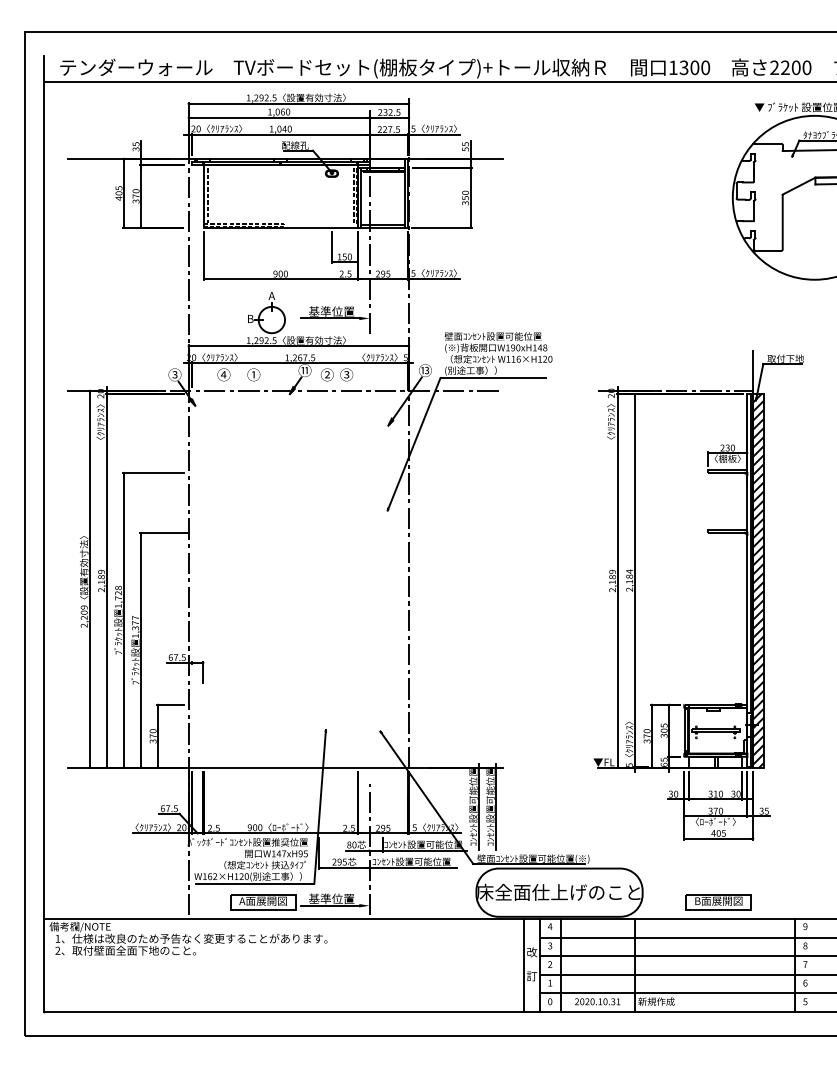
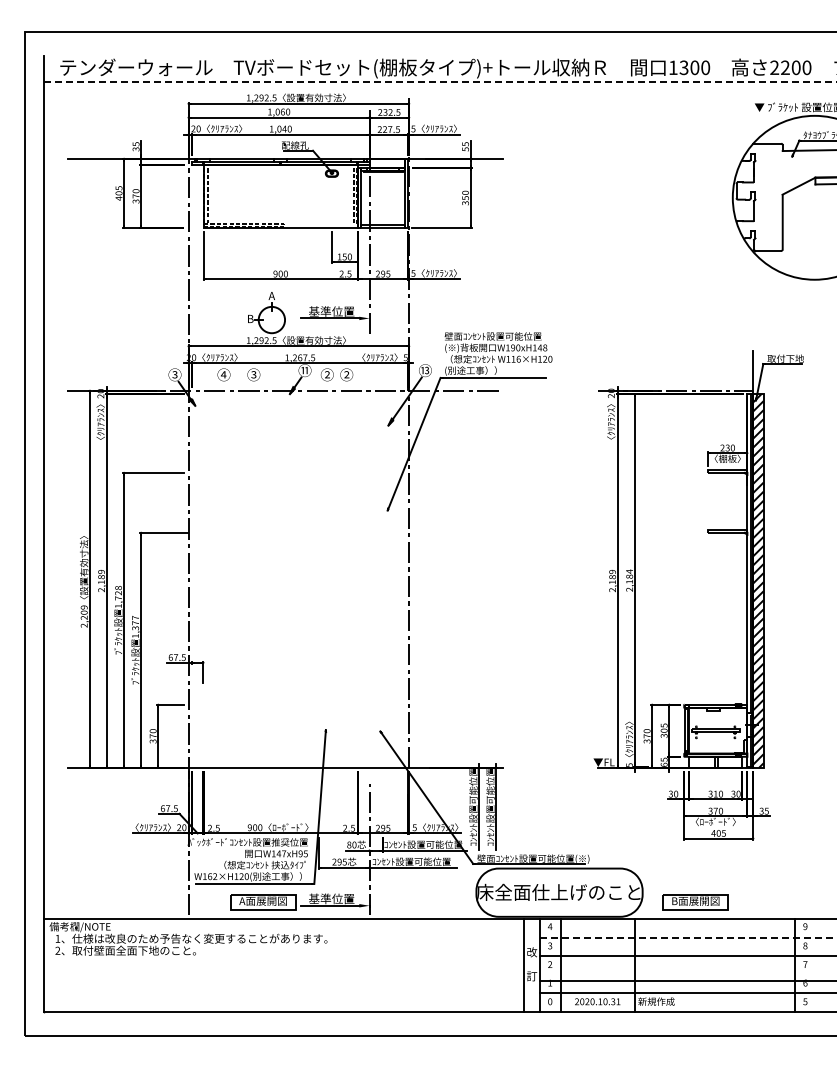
line: solid -> dashed (440, 81)
text: ① -> ③ (253, 374)
text: ③ -> ② (346, 375)
part position: (718, 902) -> (695, 902) (695, 902)
line: solid -> dashed (688, 937)
line position: (686, 974) -> (686, 980) (686, 980)
